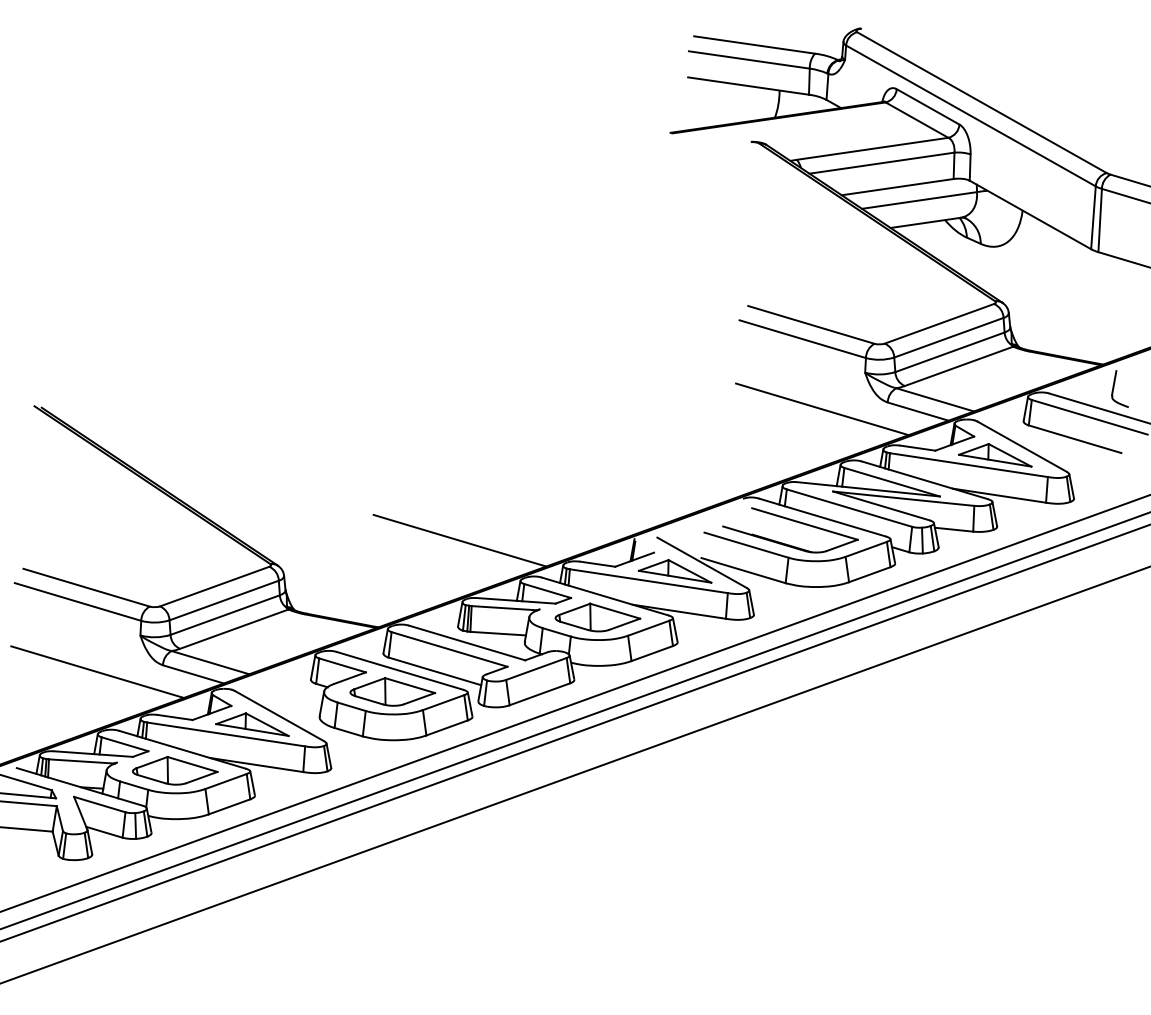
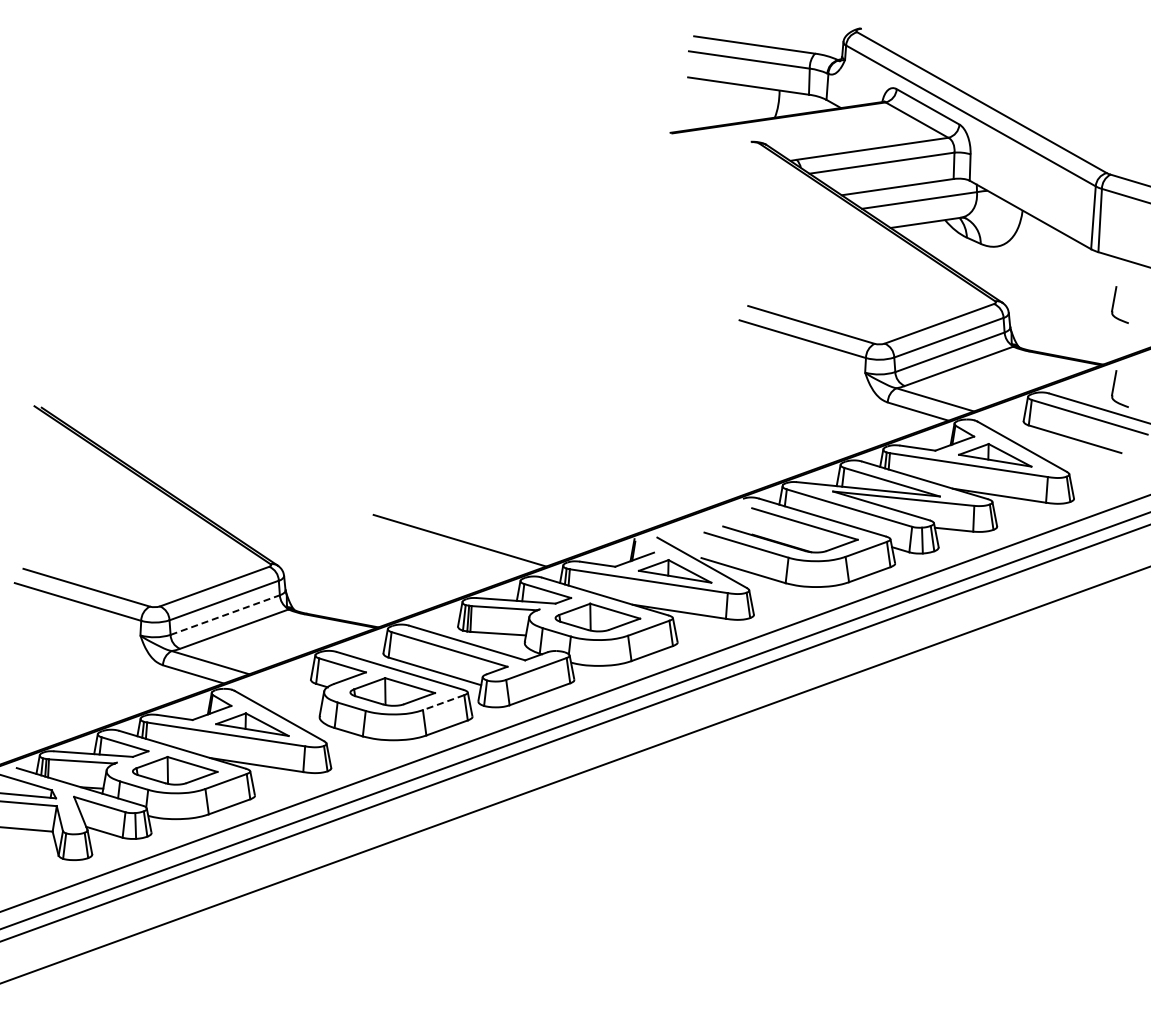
part: none -> present (1119, 304)
line: present -> none (822, 409)
line: solid -> dashed (225, 614)
line: present -> none (97, 671)
line: solid -> dashed (443, 702)
